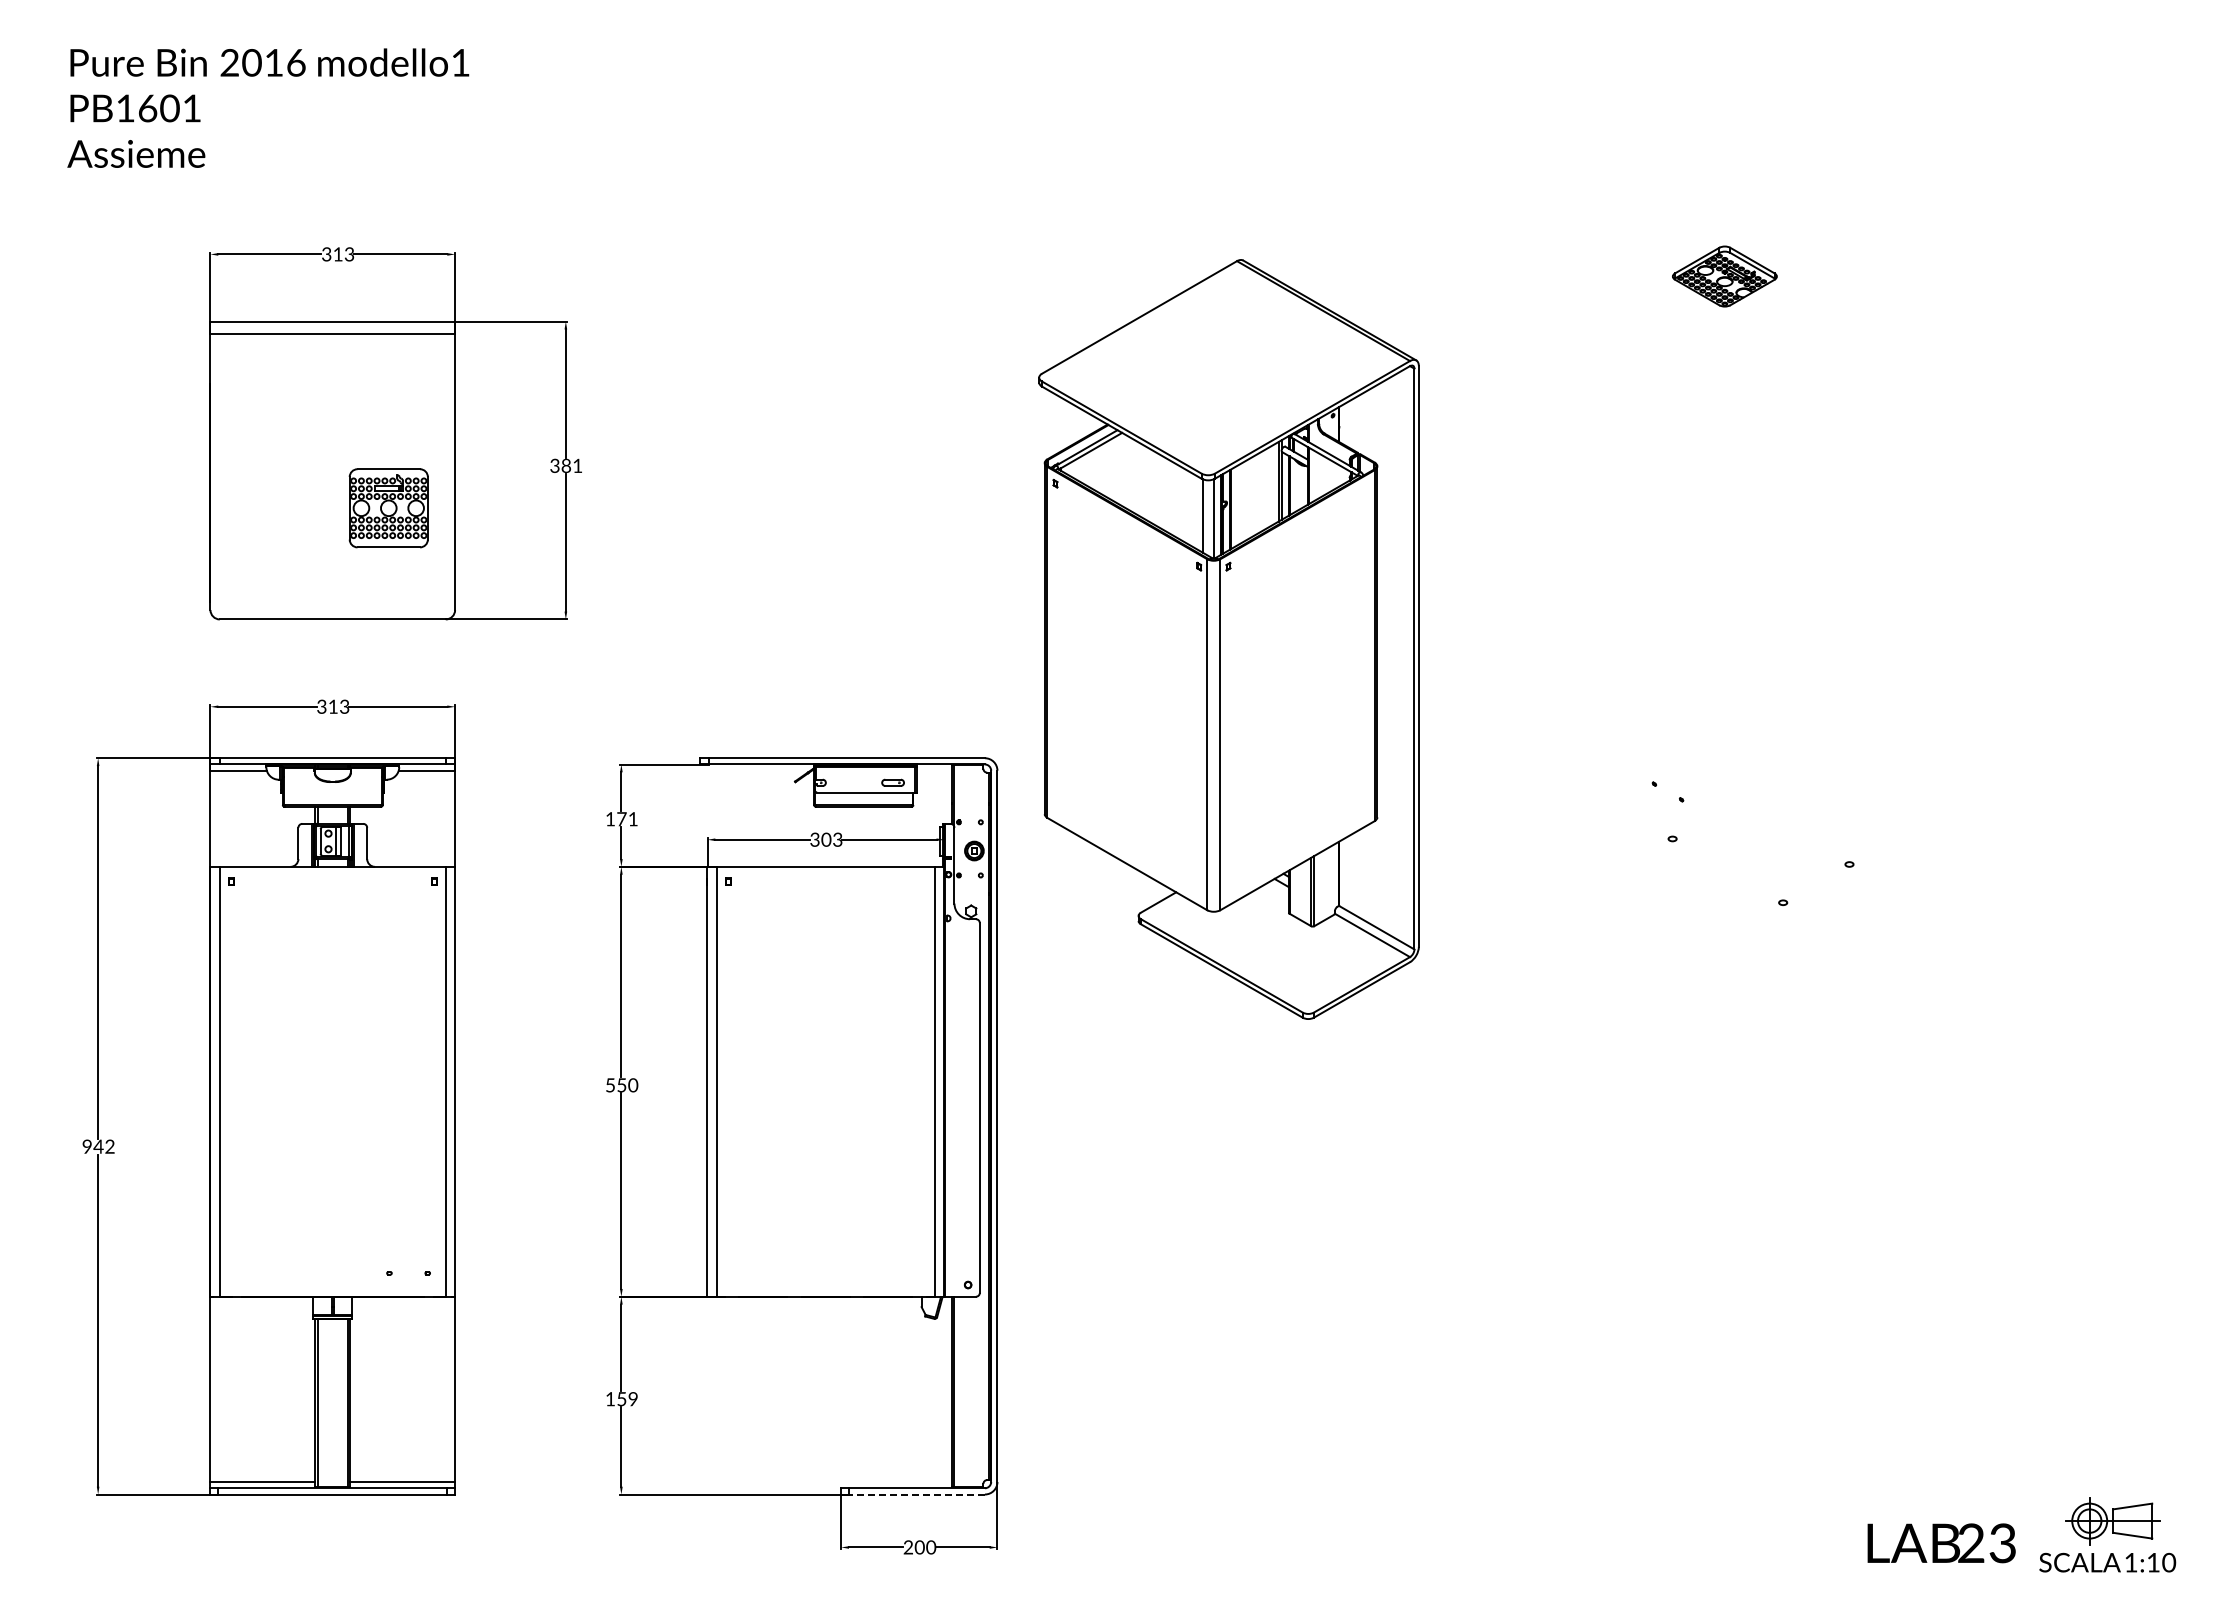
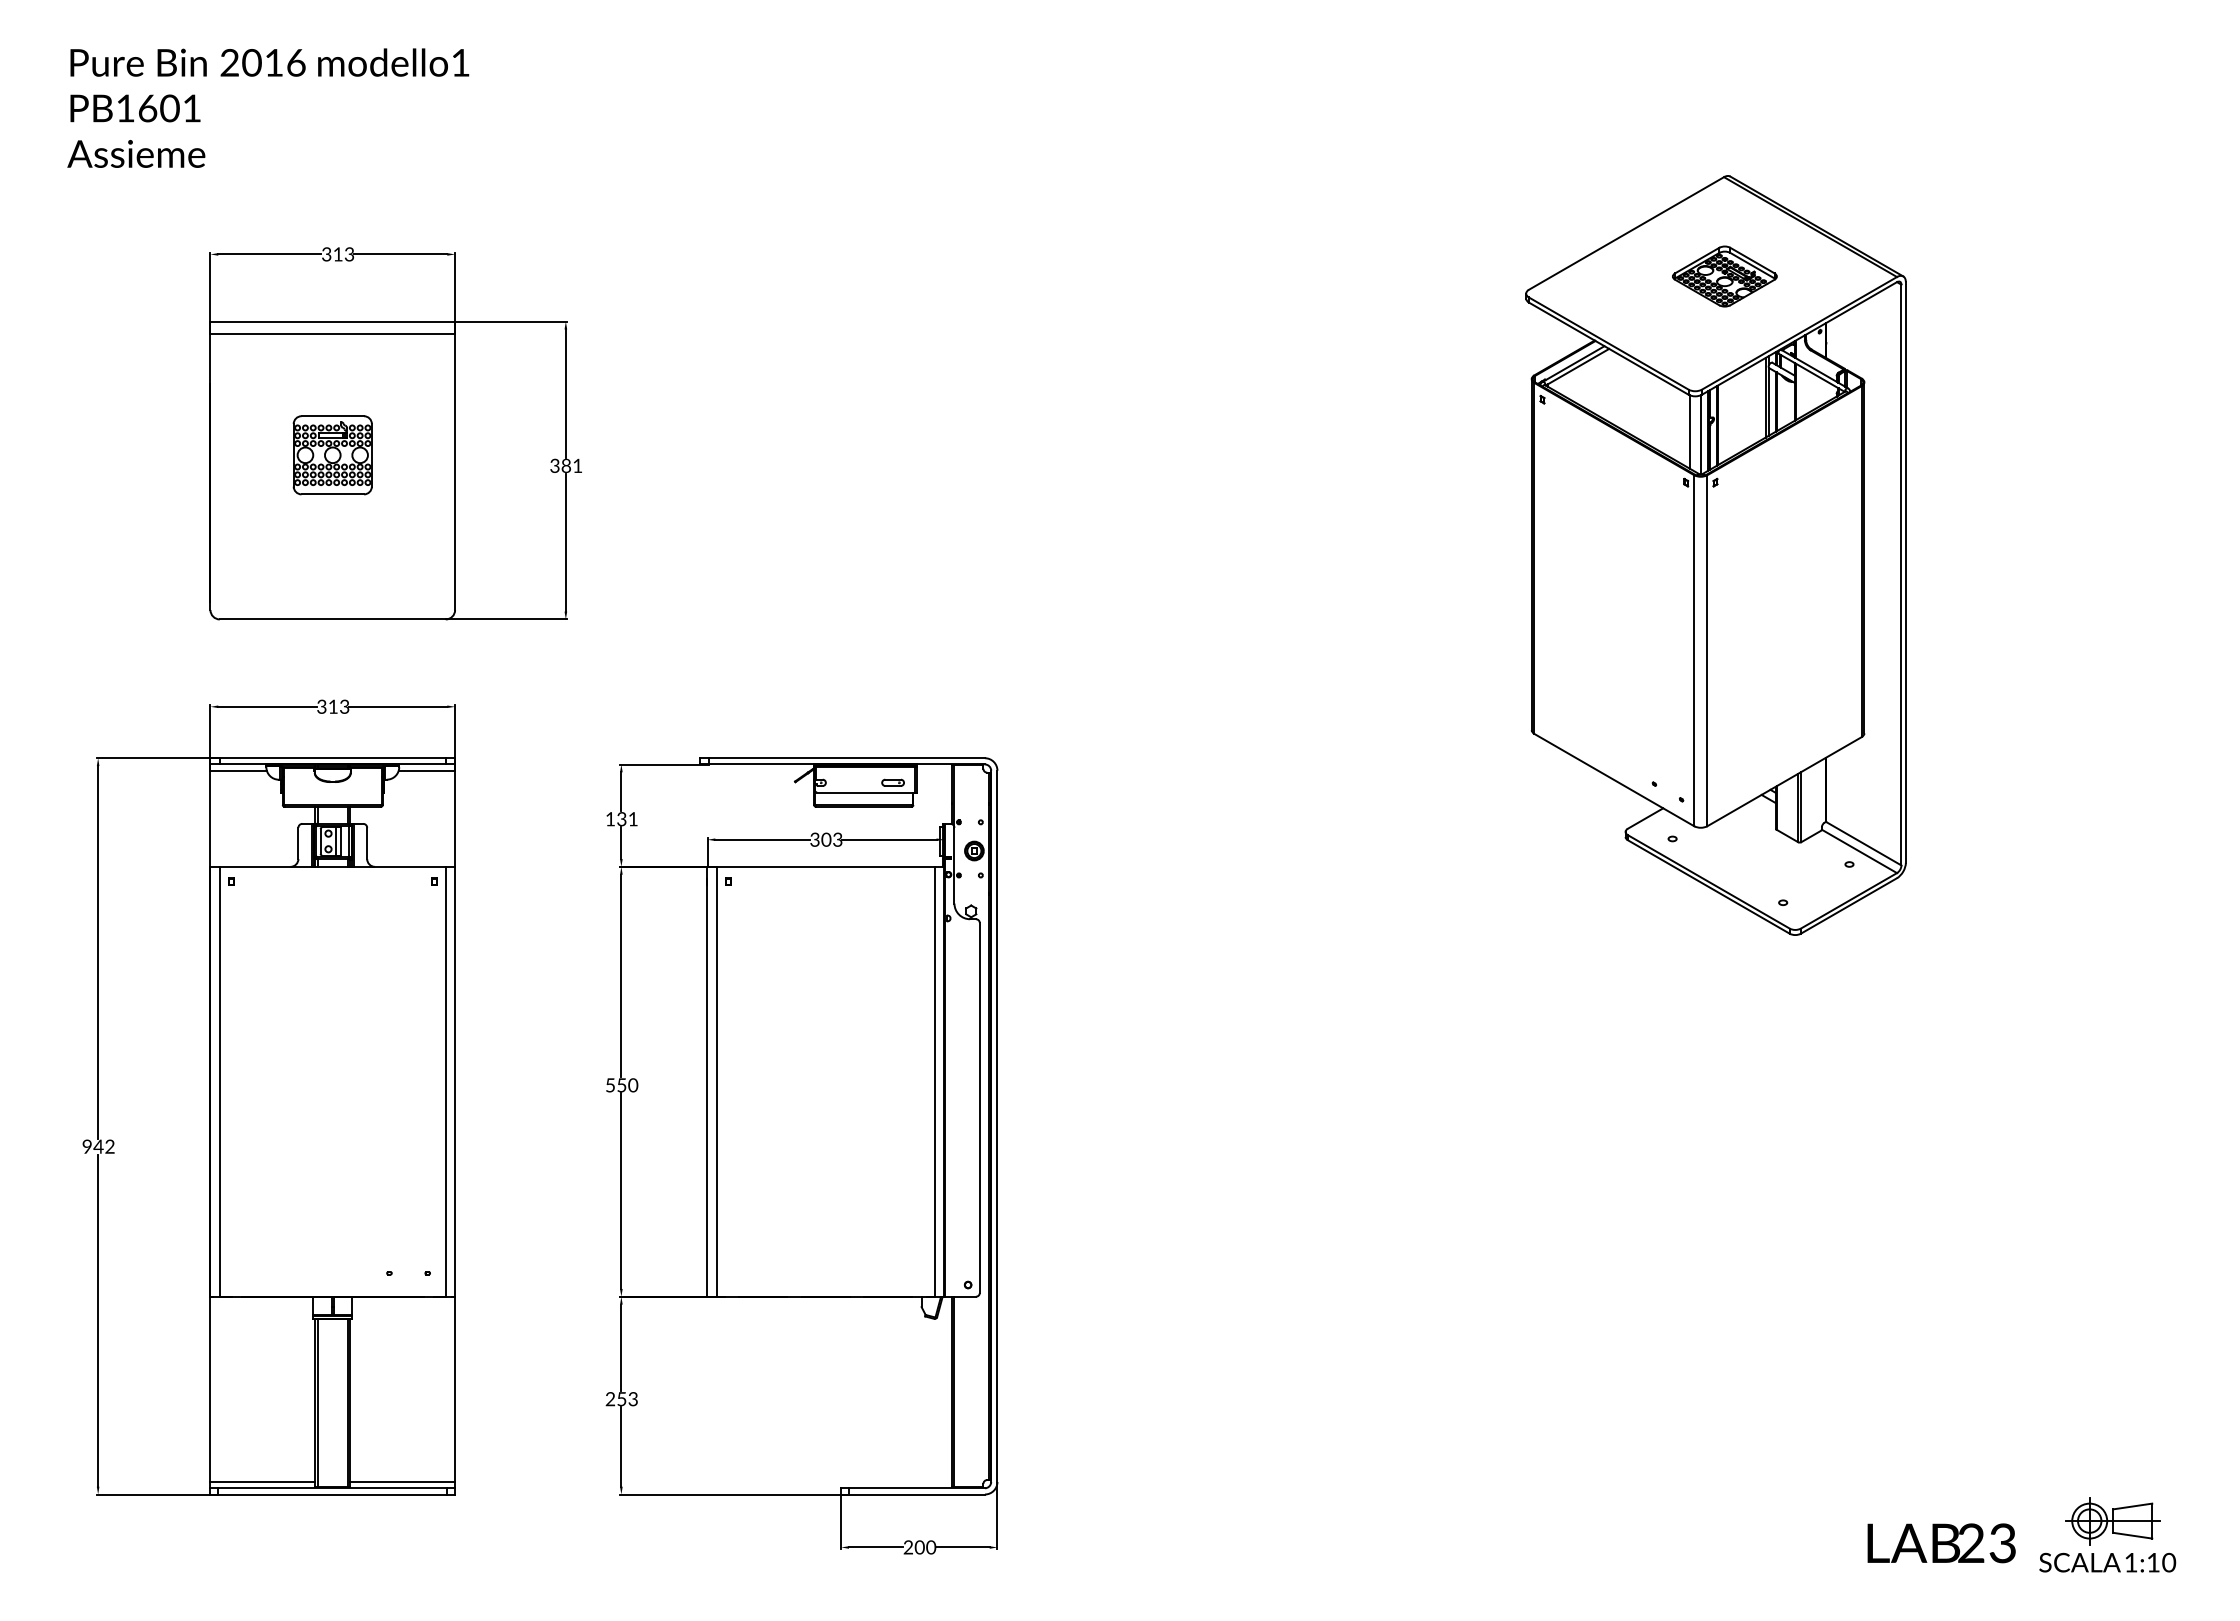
part position: (388, 508) -> (332, 455) (332, 455)
part position: (1228, 639) -> (1715, 555) (1715, 555)
text: 171 -> 131 (621, 819)
text: 159 -> 253 (621, 1399)
line: dashed -> solid (916, 1494)
